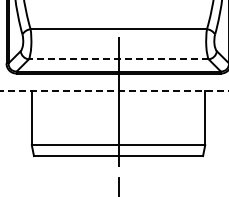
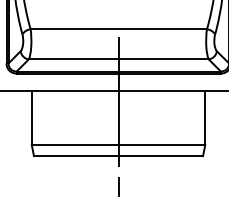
line: dashed -> solid (118, 59)
line: dashed -> solid (114, 91)
